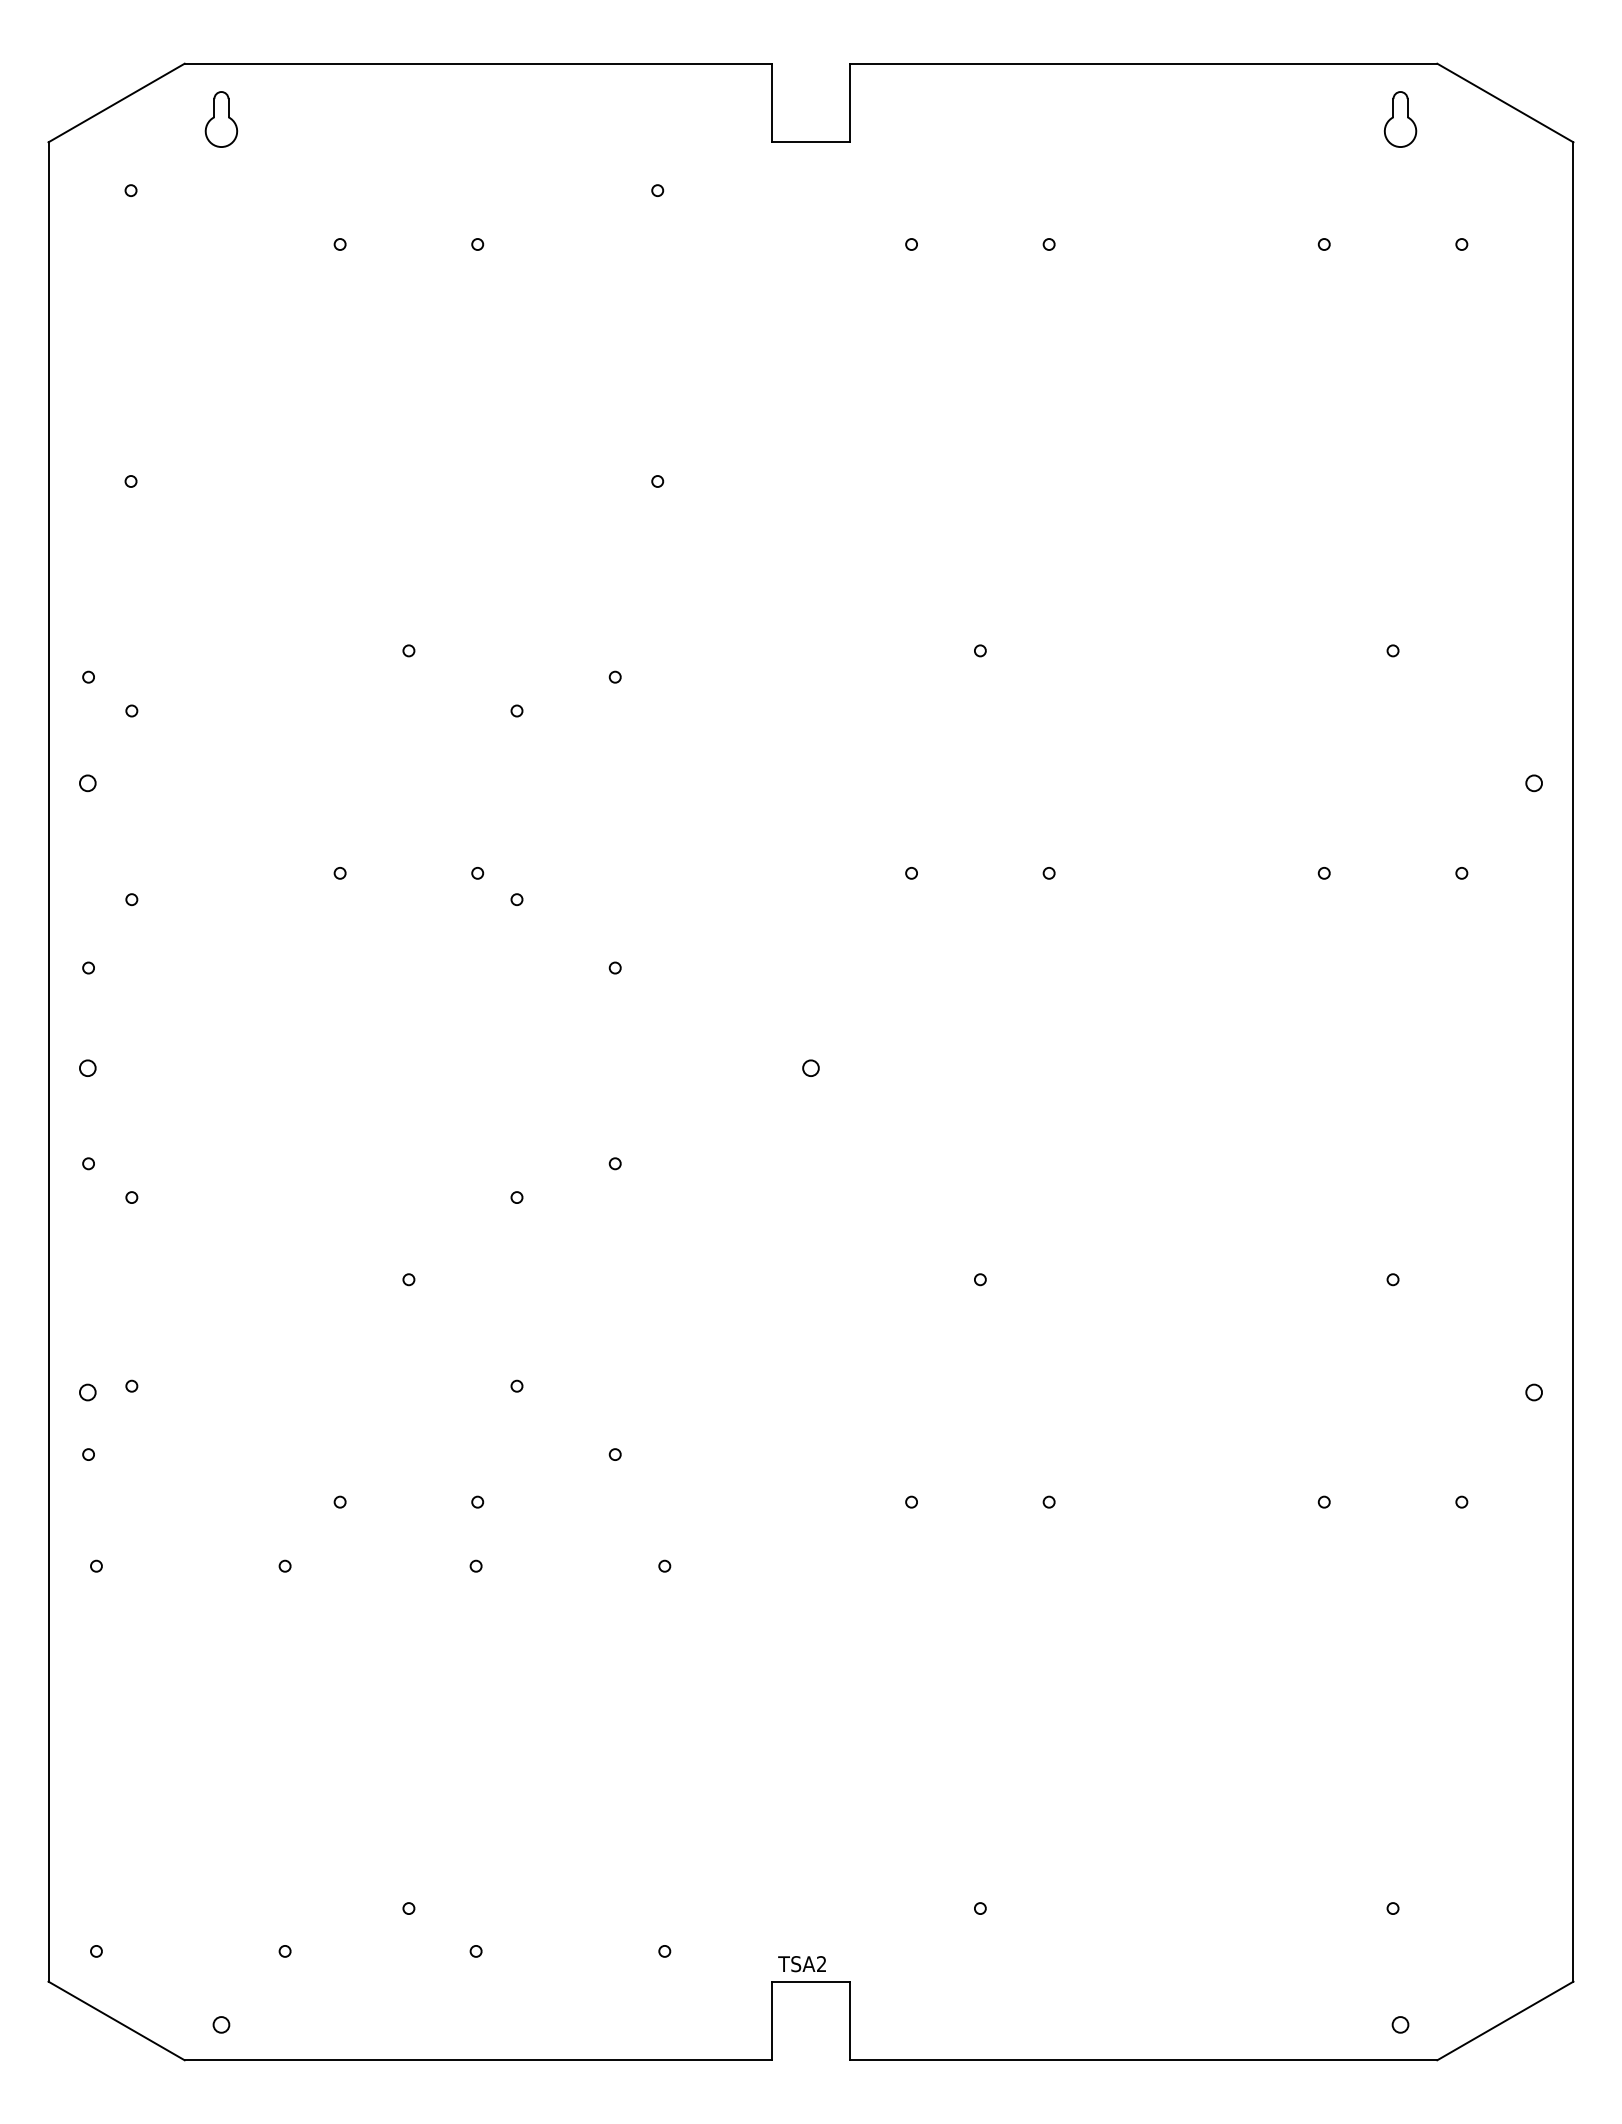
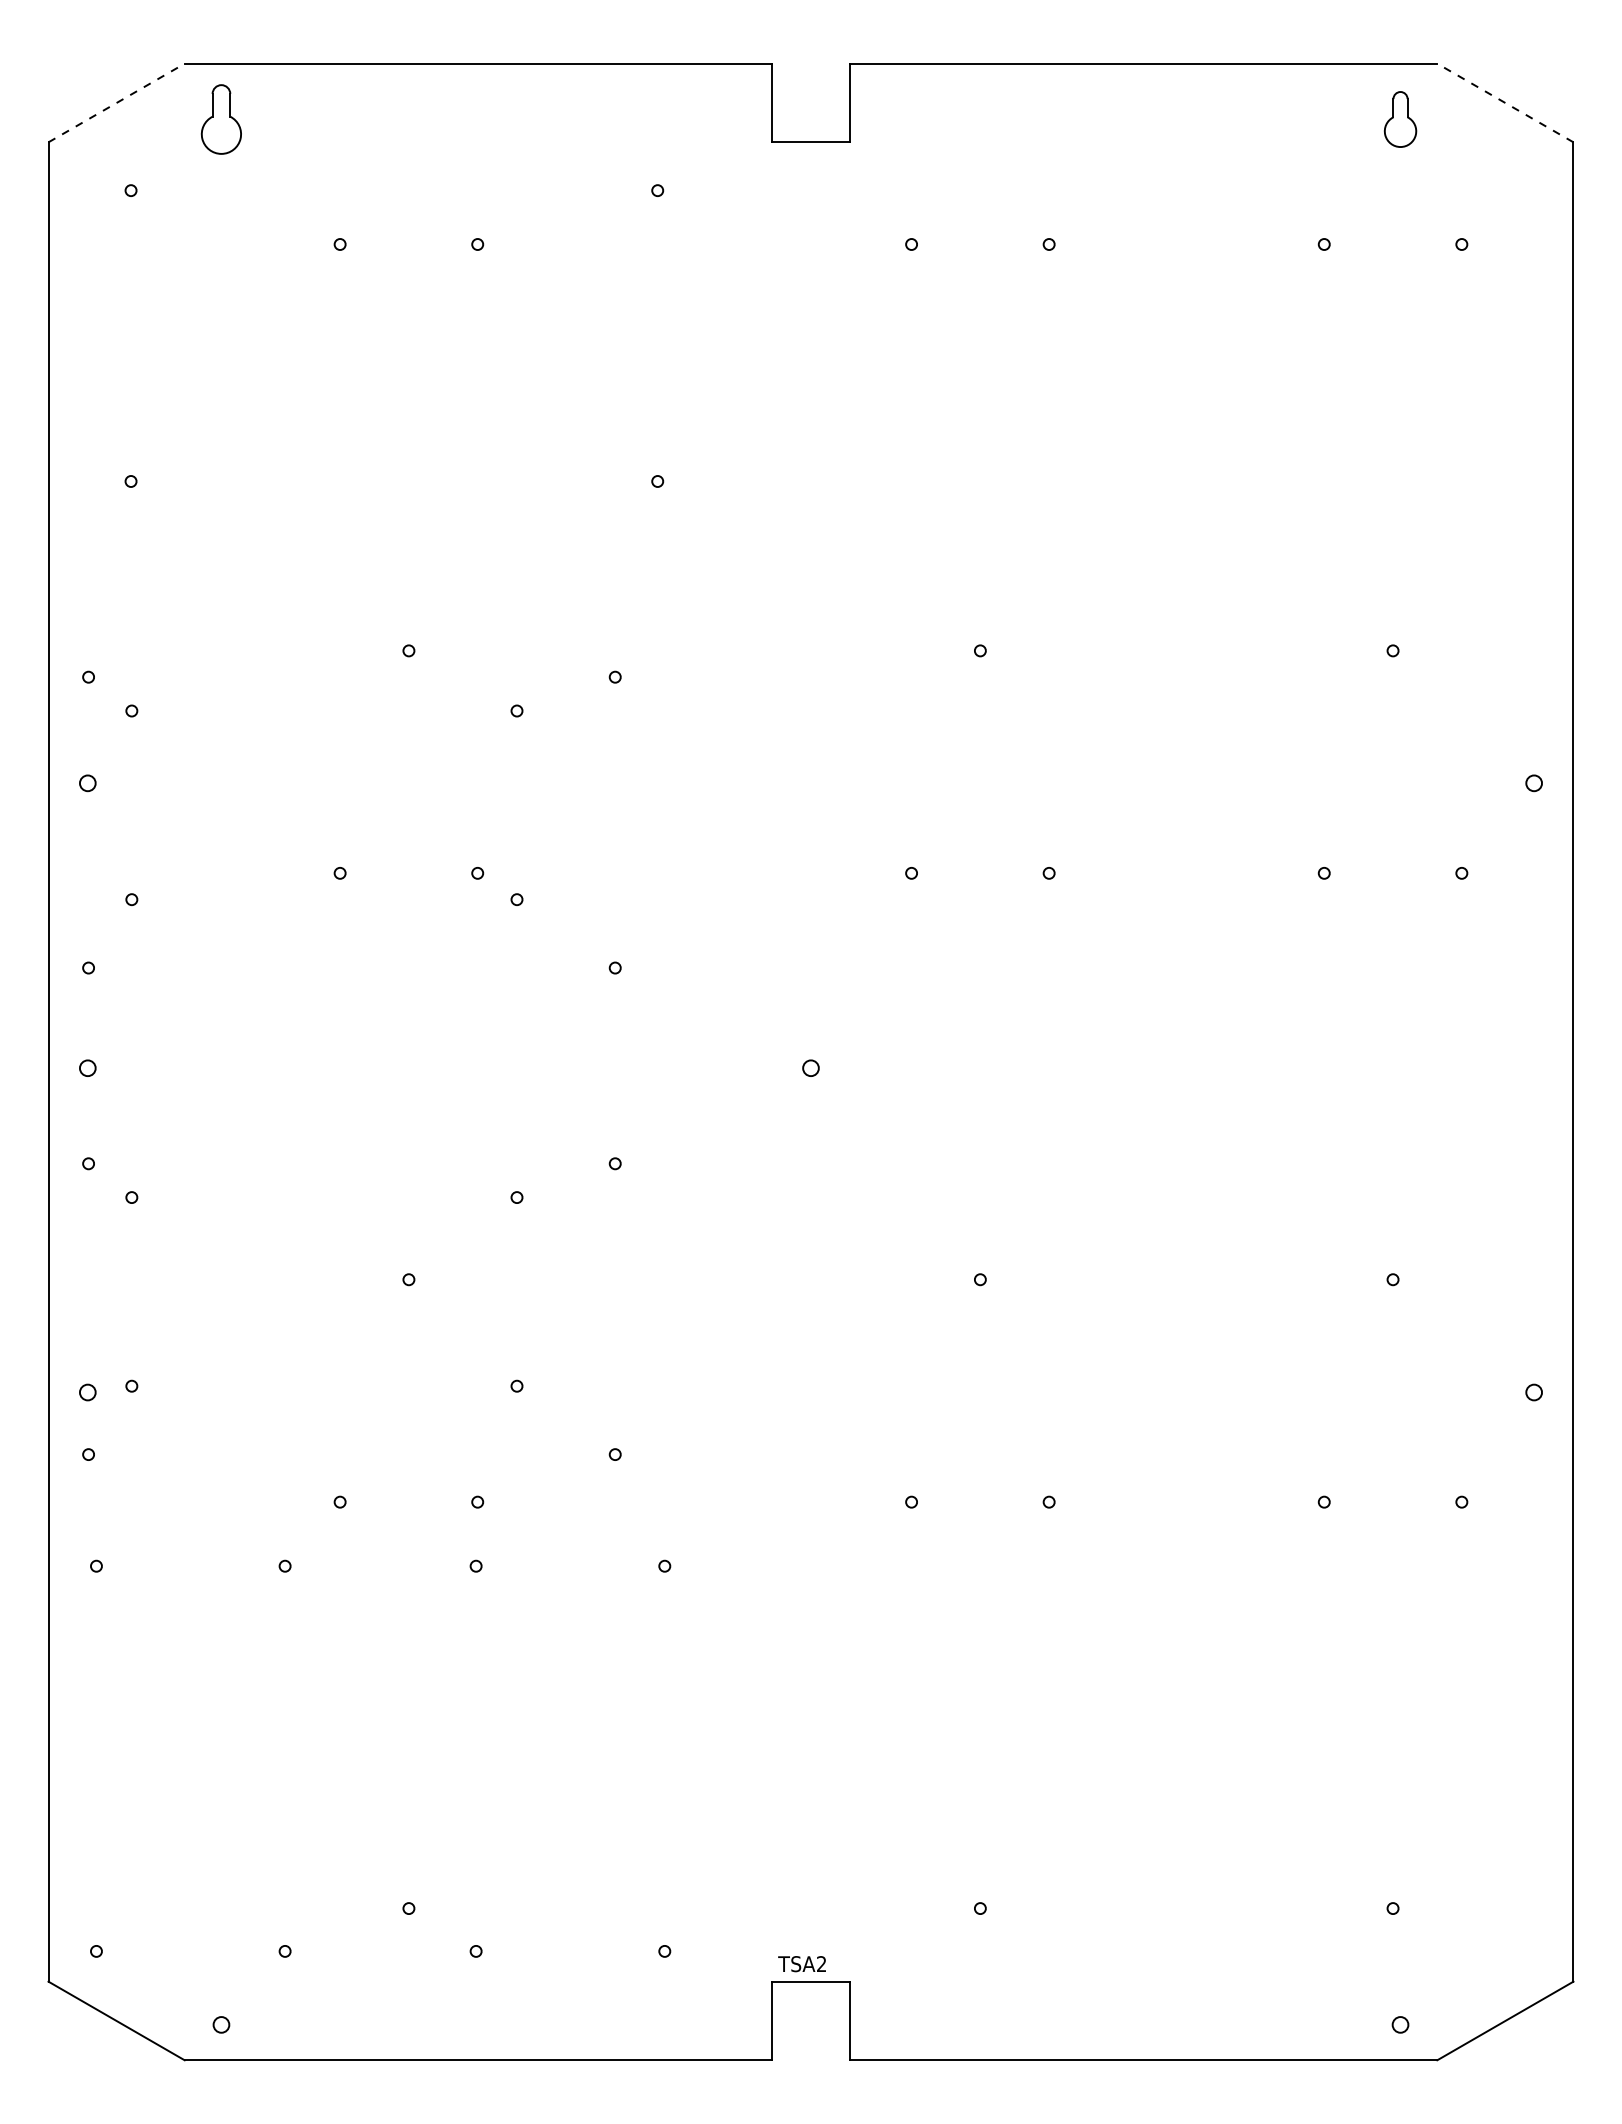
line: solid -> dashed (116, 103)
line: solid -> dashed (1505, 103)
part size: 35x57 px -> 42x71 px (220, 119)
